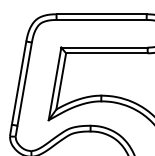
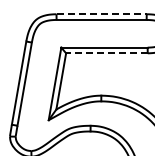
line: solid -> dashed (102, 14)
line: solid -> dashed (106, 53)
